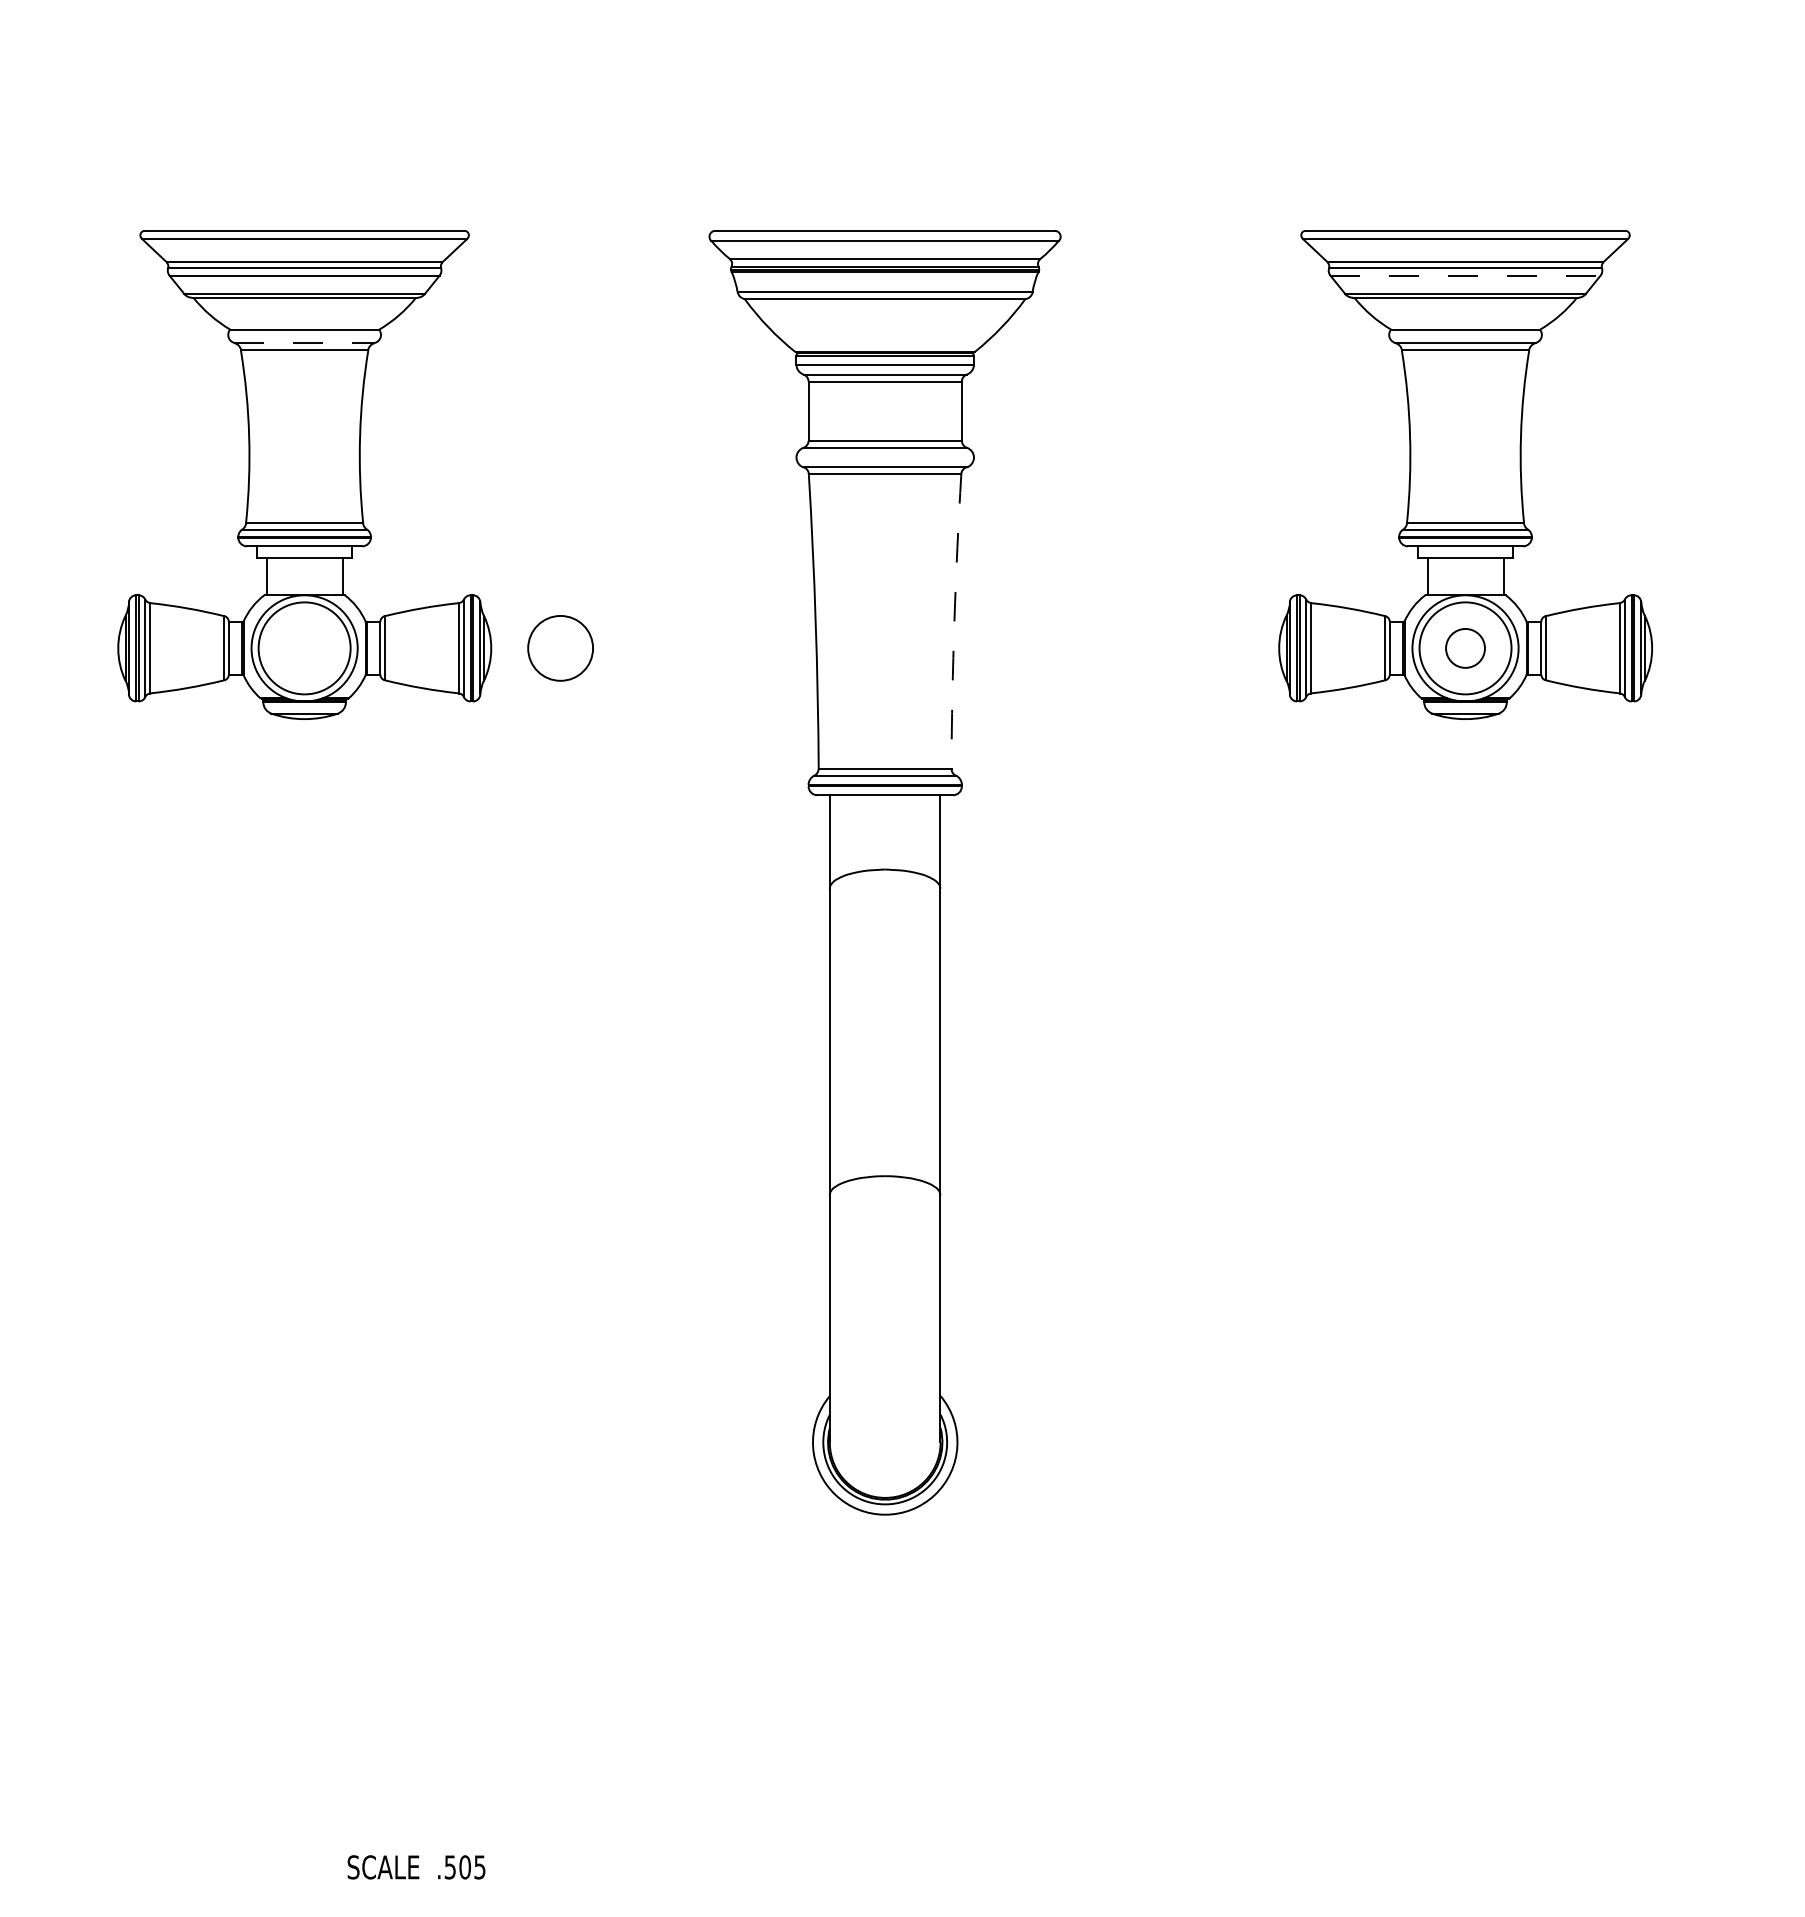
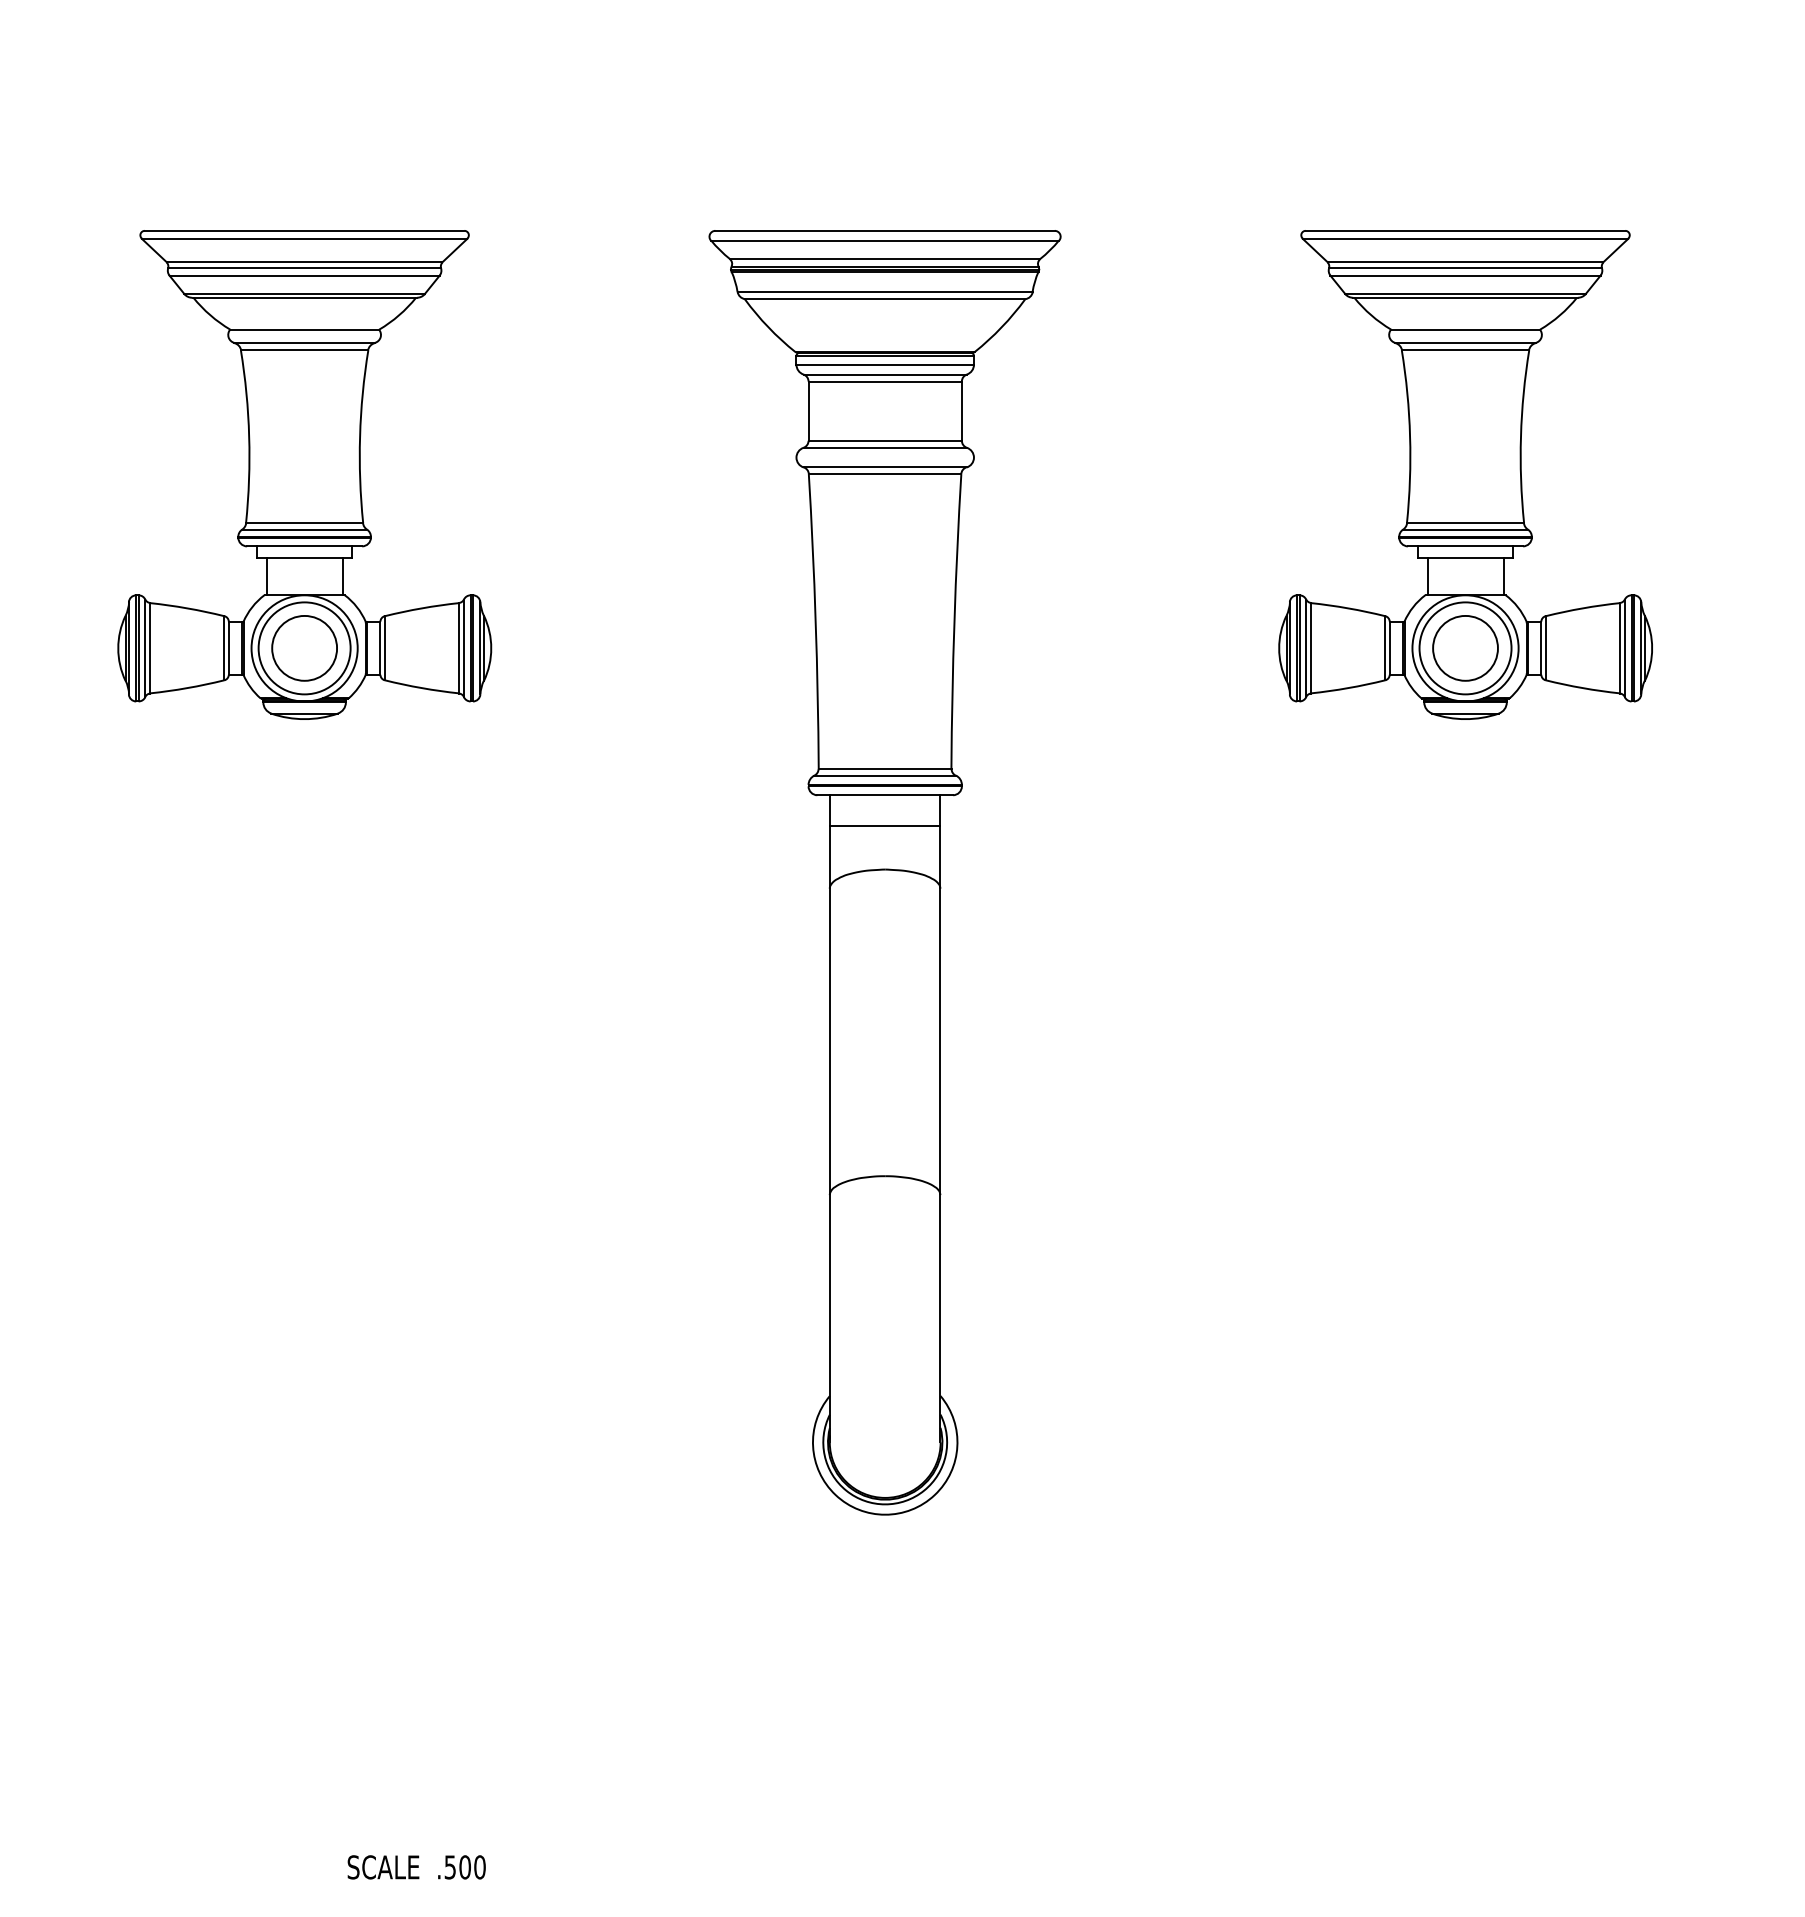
line: dashed -> solid (1466, 275)
line: dashed -> solid (305, 342)
arc: dashed -> solid (954, 621)
circle position: (560, 648) -> (304, 648) (304, 648)
circle size: 41x41 px -> 67x67 px (1465, 648)
line: none -> present (884, 825)
text: .505 -> .500 (479, 1867)
